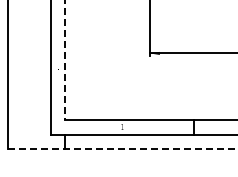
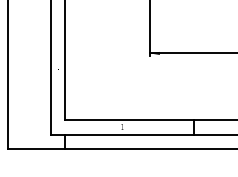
line: dashed -> solid (65, 60)
line: dashed -> solid (123, 148)
